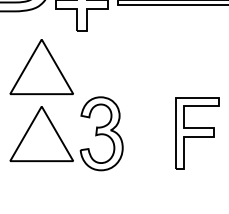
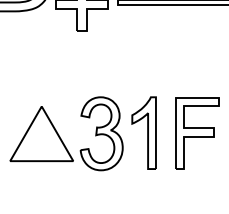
part: present -> none (41, 67)
part: none -> present (143, 132)
